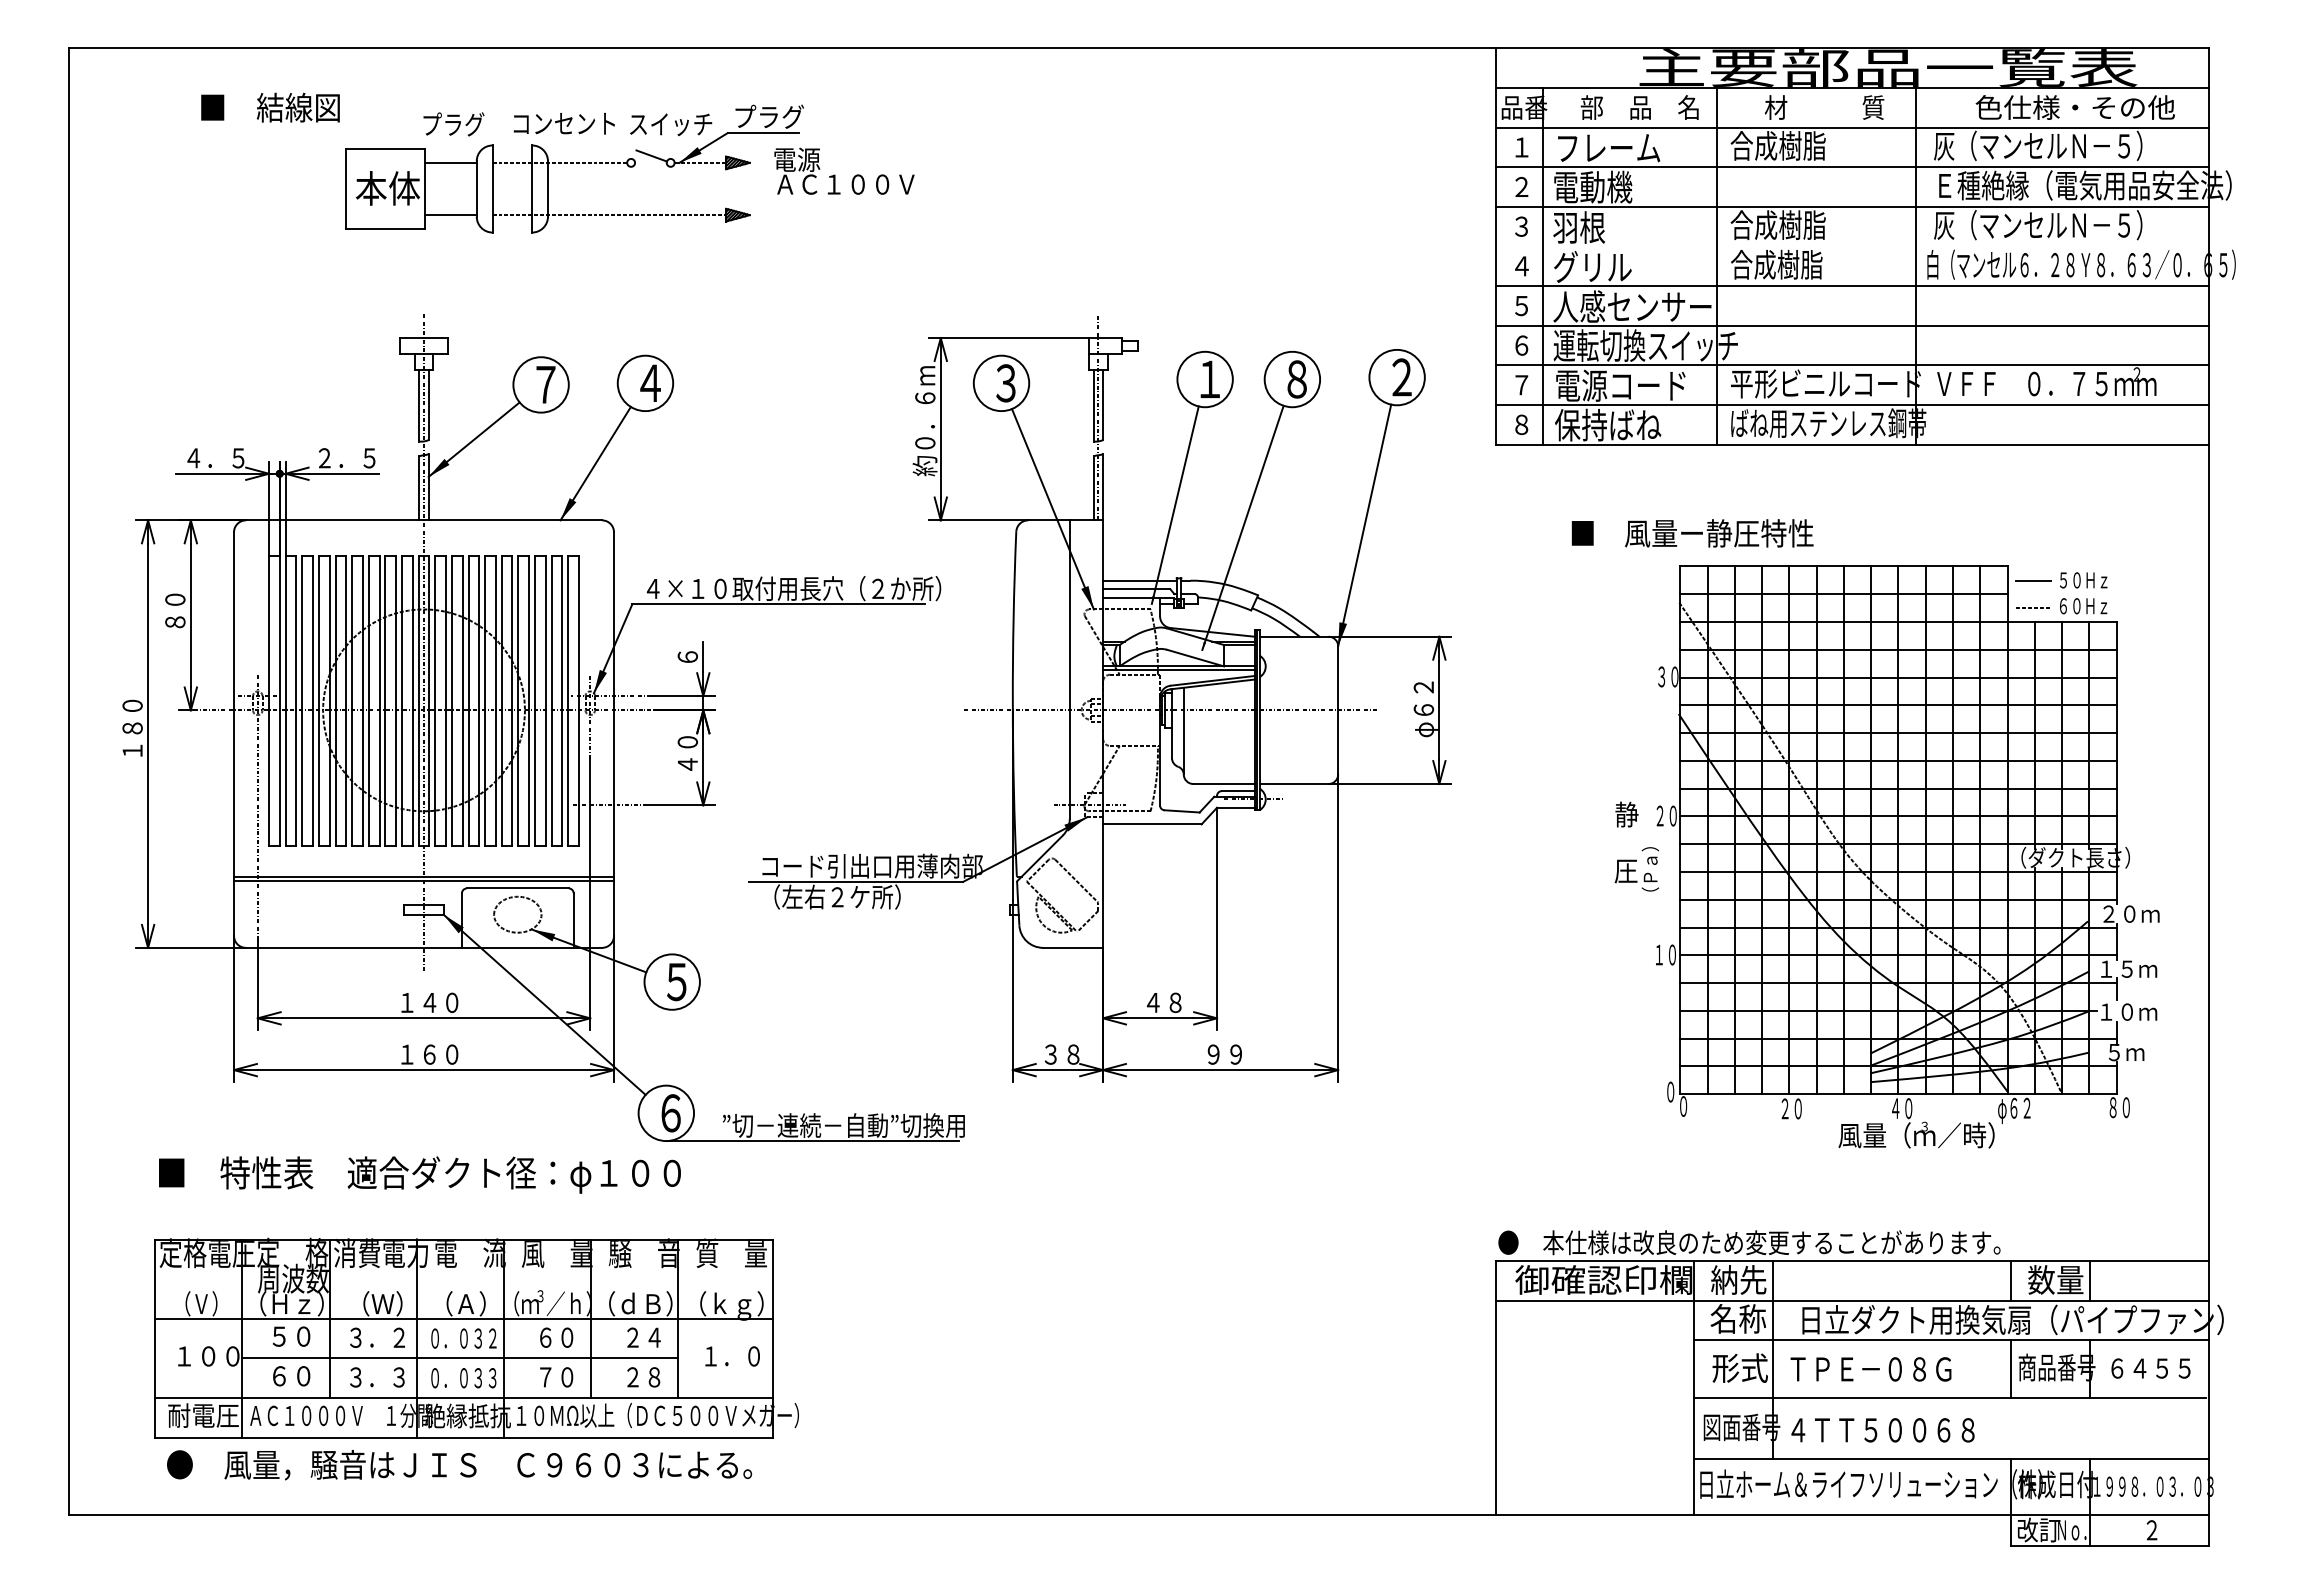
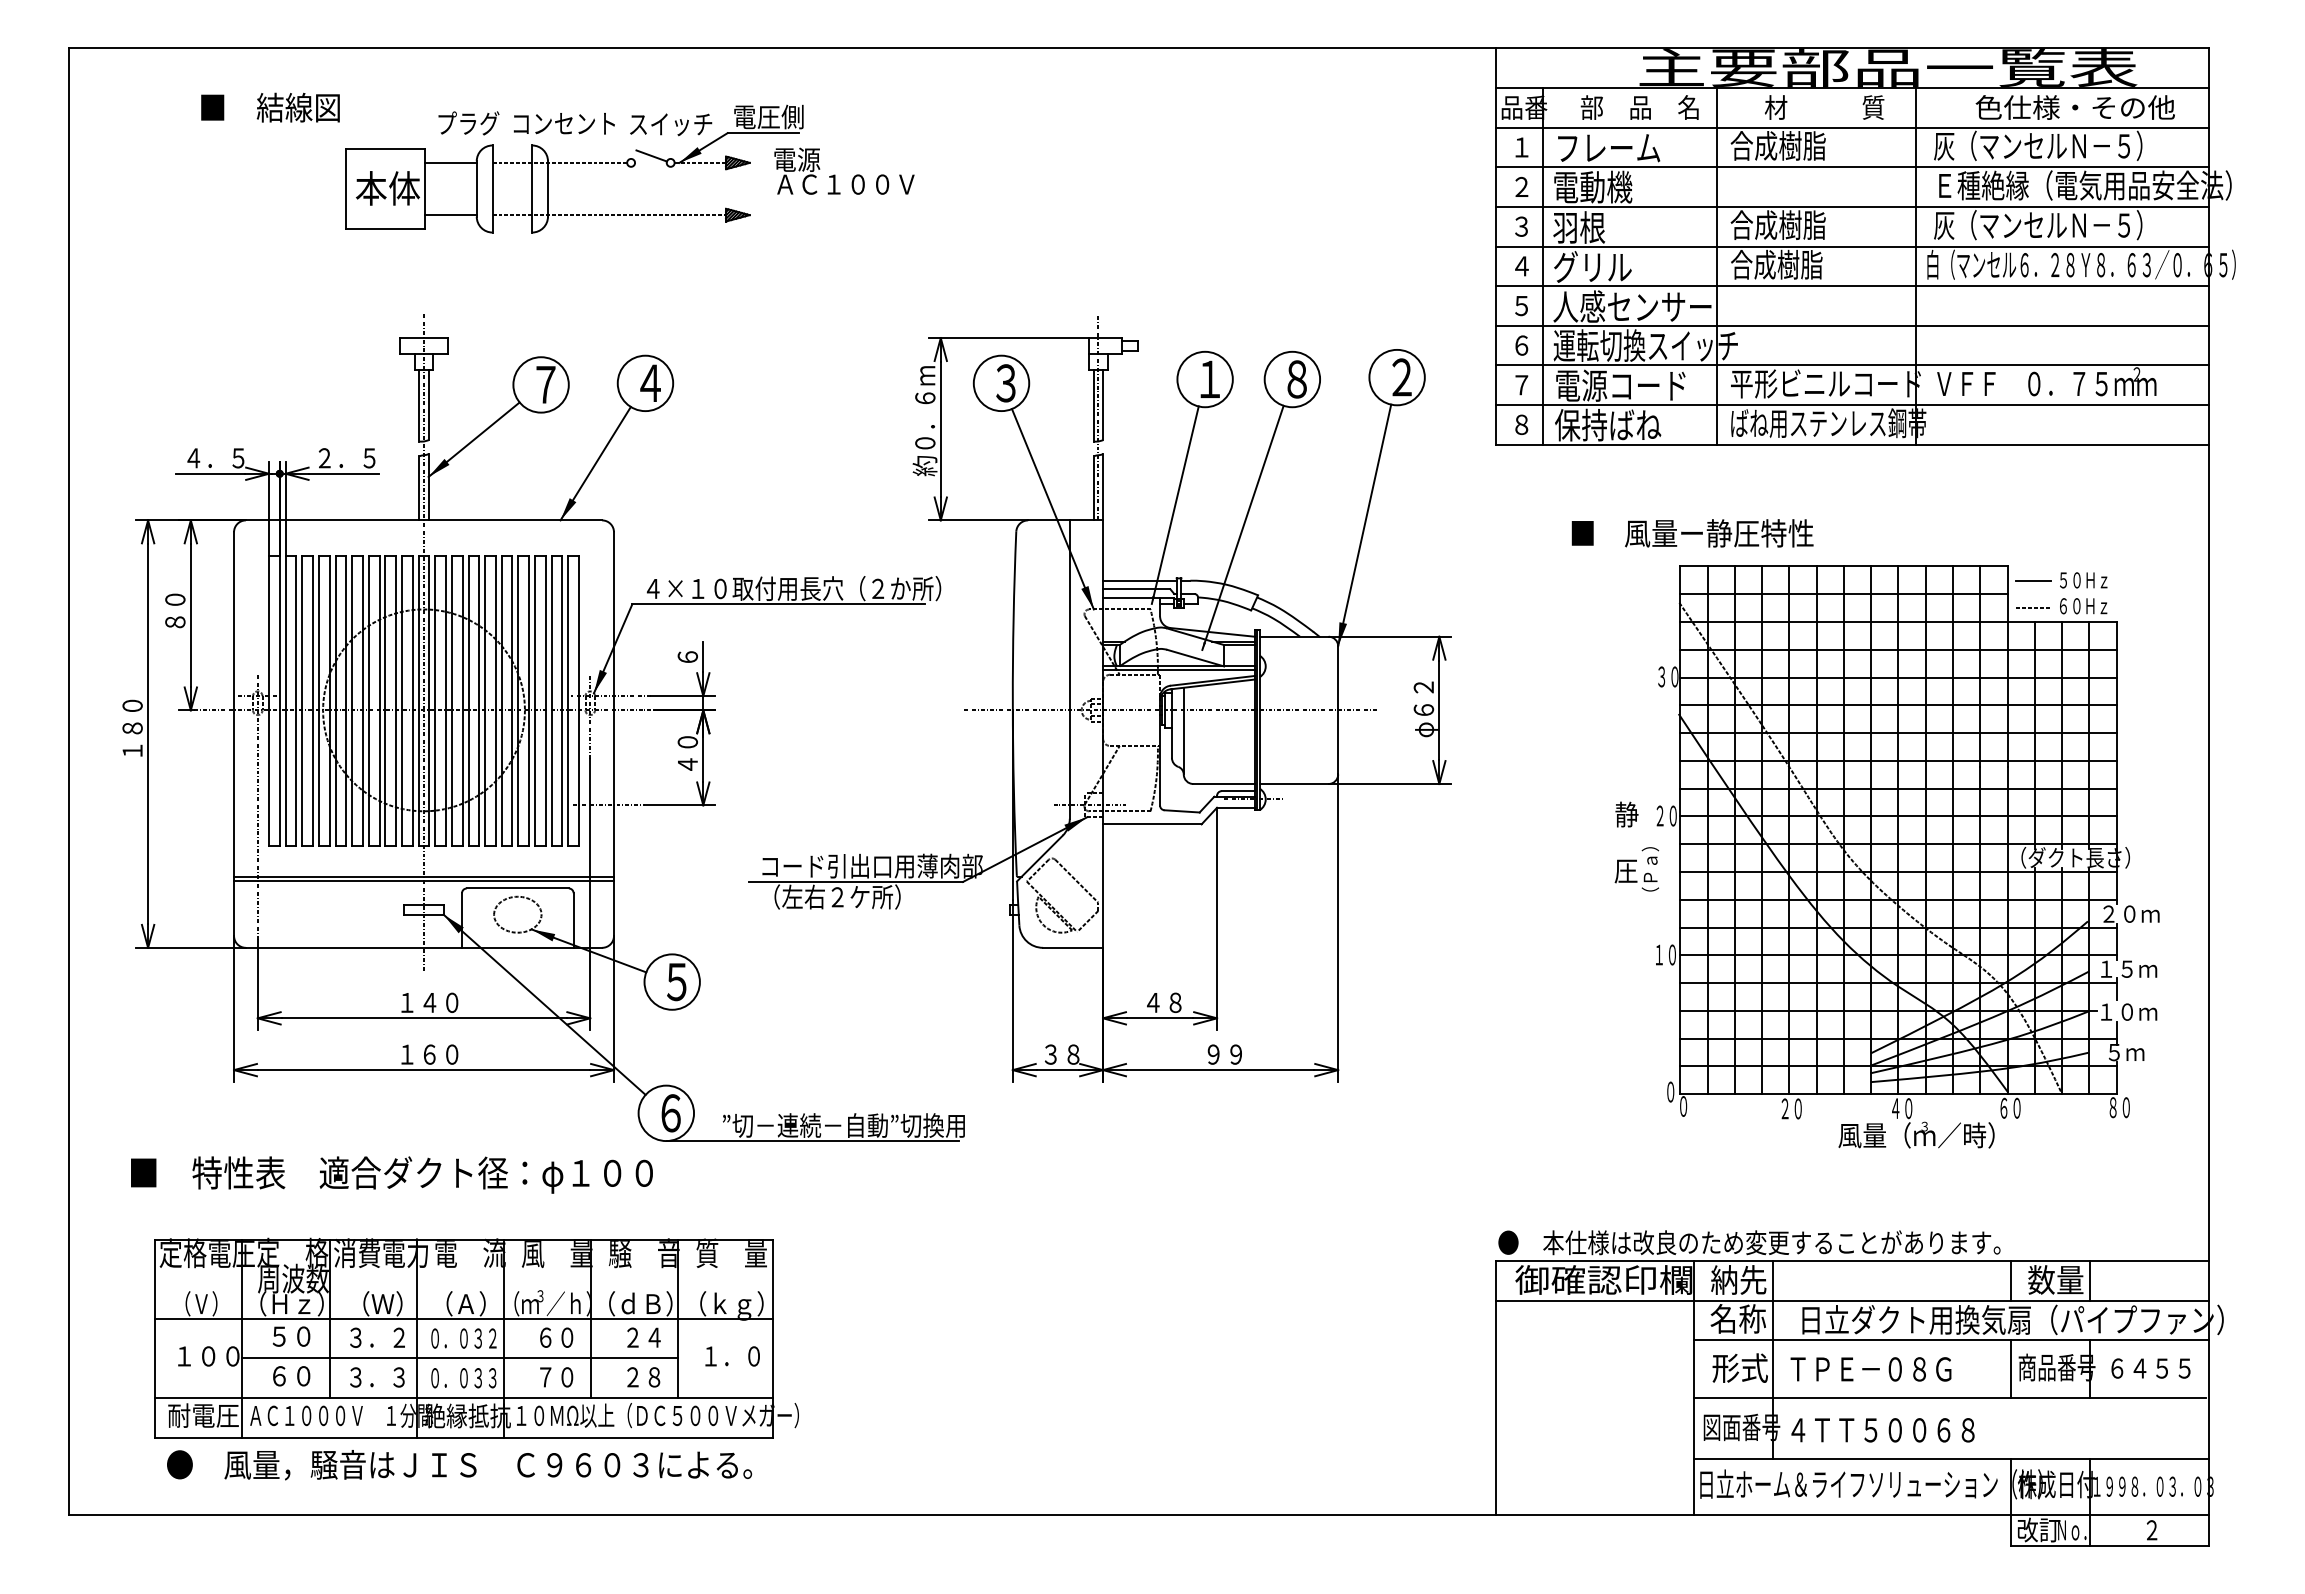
text: プラグ -> 電圧側 (768, 116)
text position: (453, 124) -> (468, 123) (468, 123)
line: none -> present (1851, 246)
text: φ６２ -> ６０ (2014, 1110)
text position: (419, 1174) -> (391, 1174) (391, 1174)
